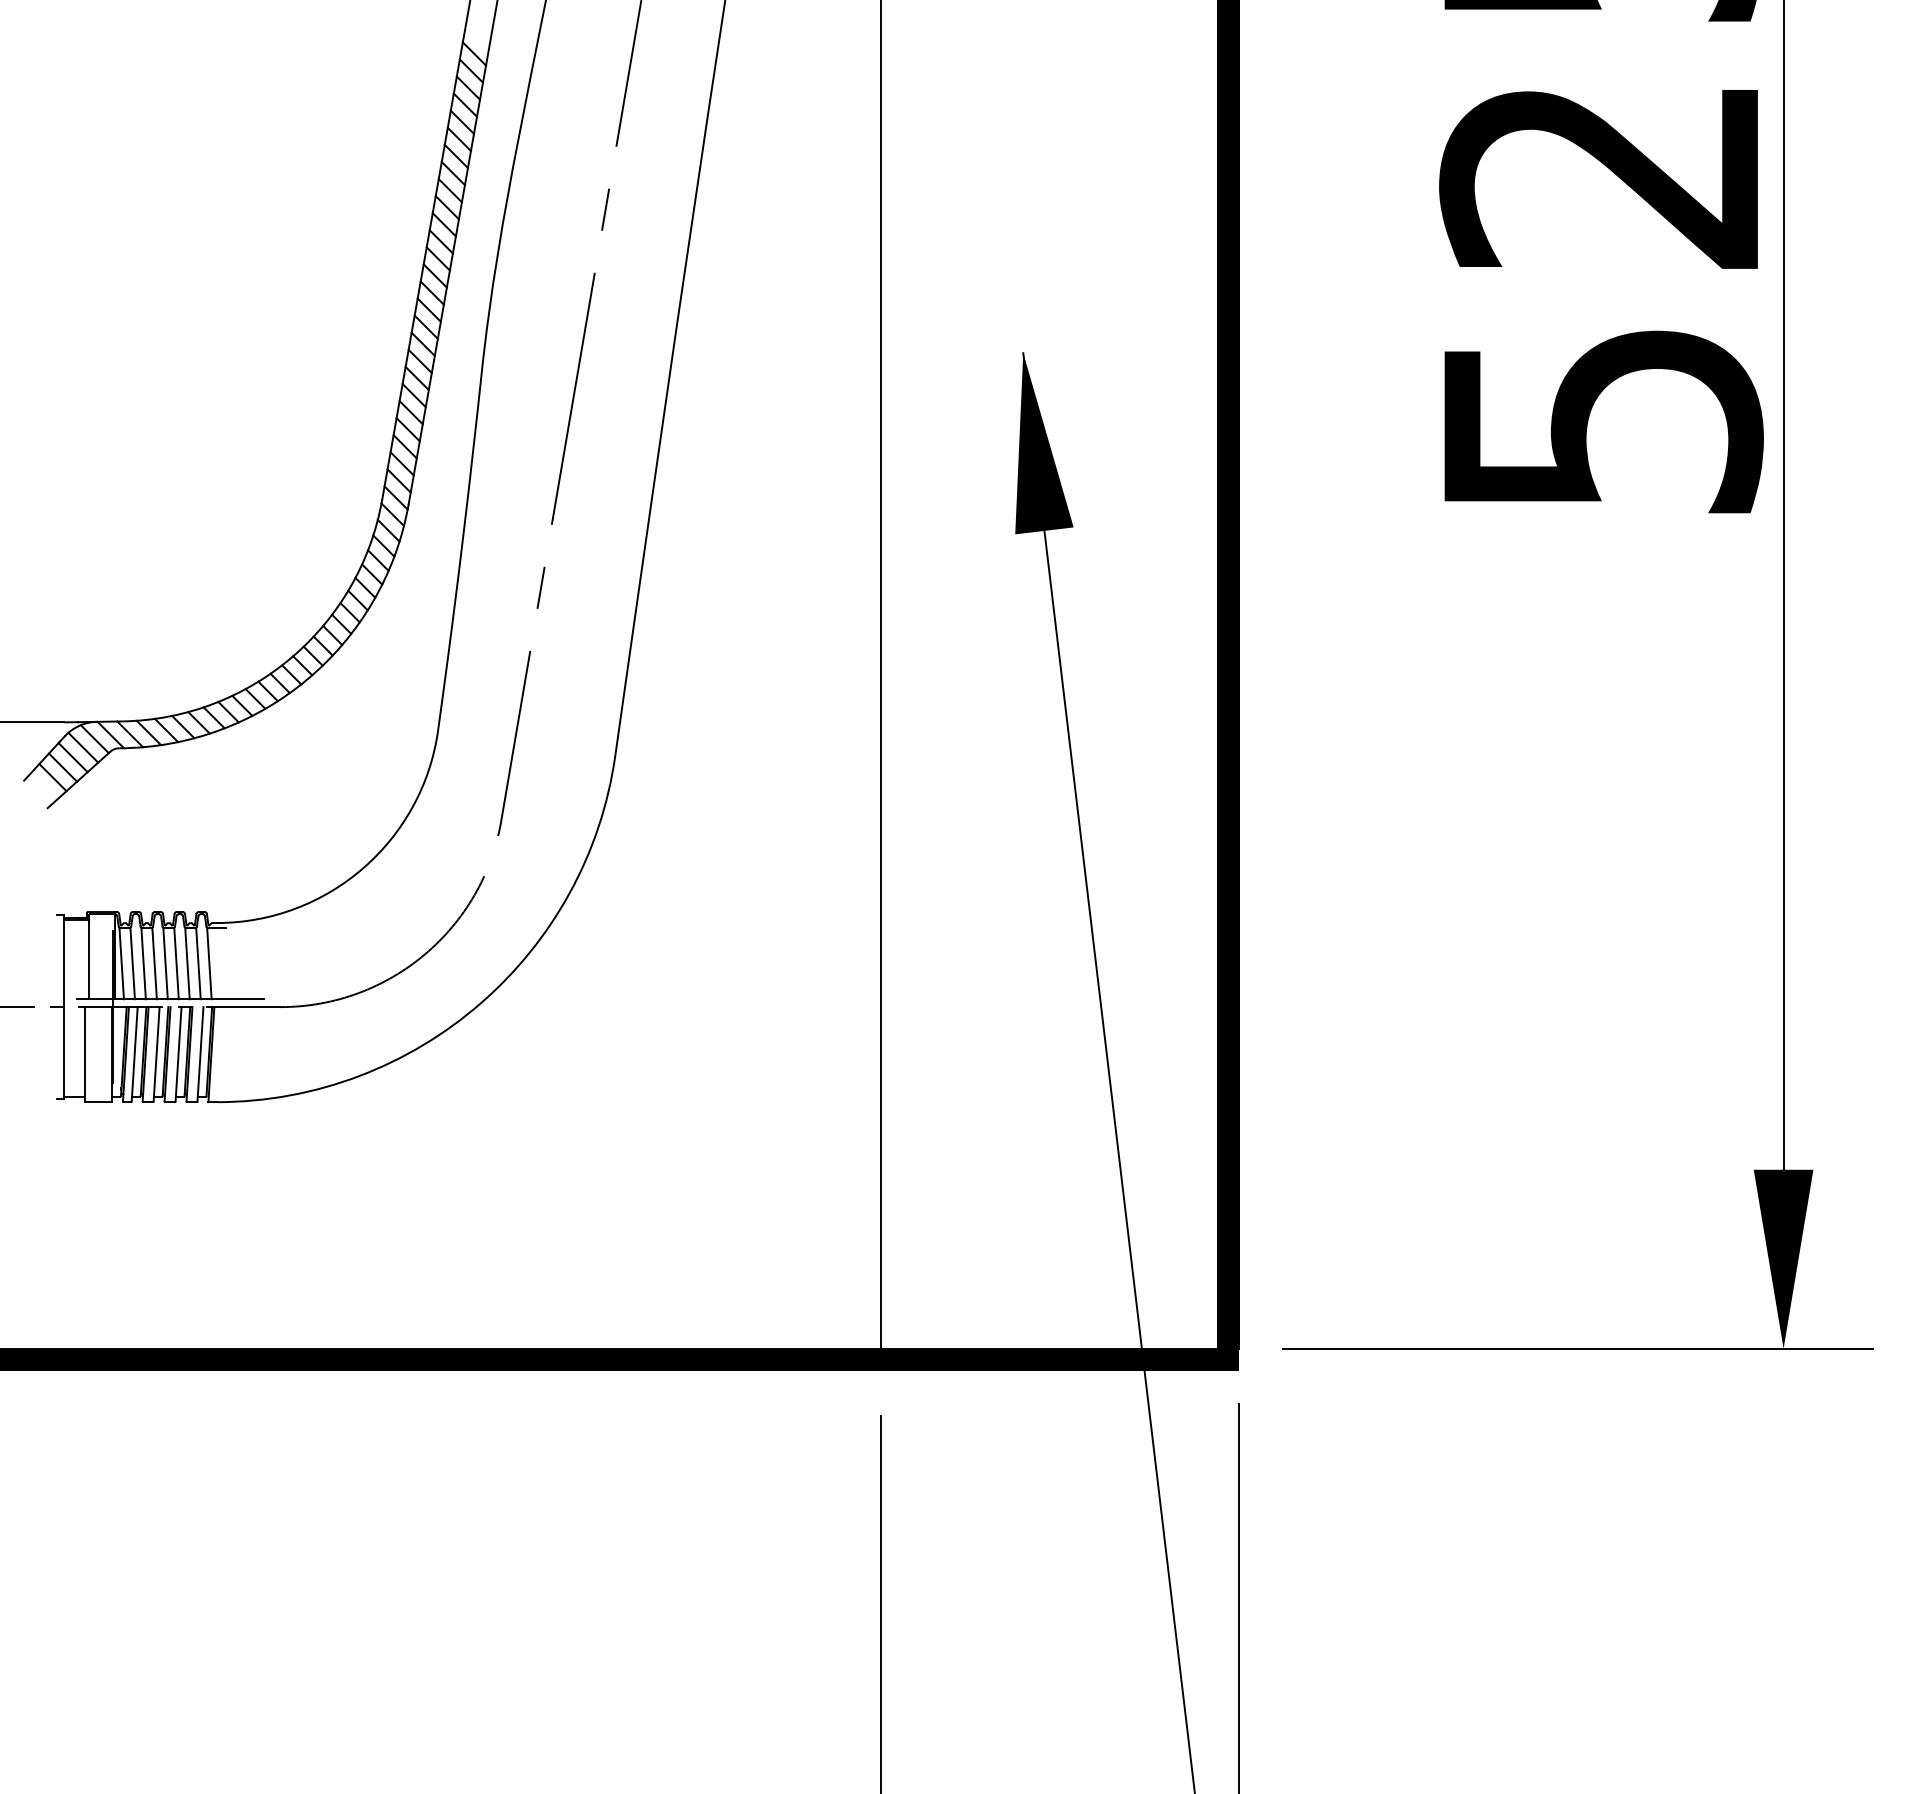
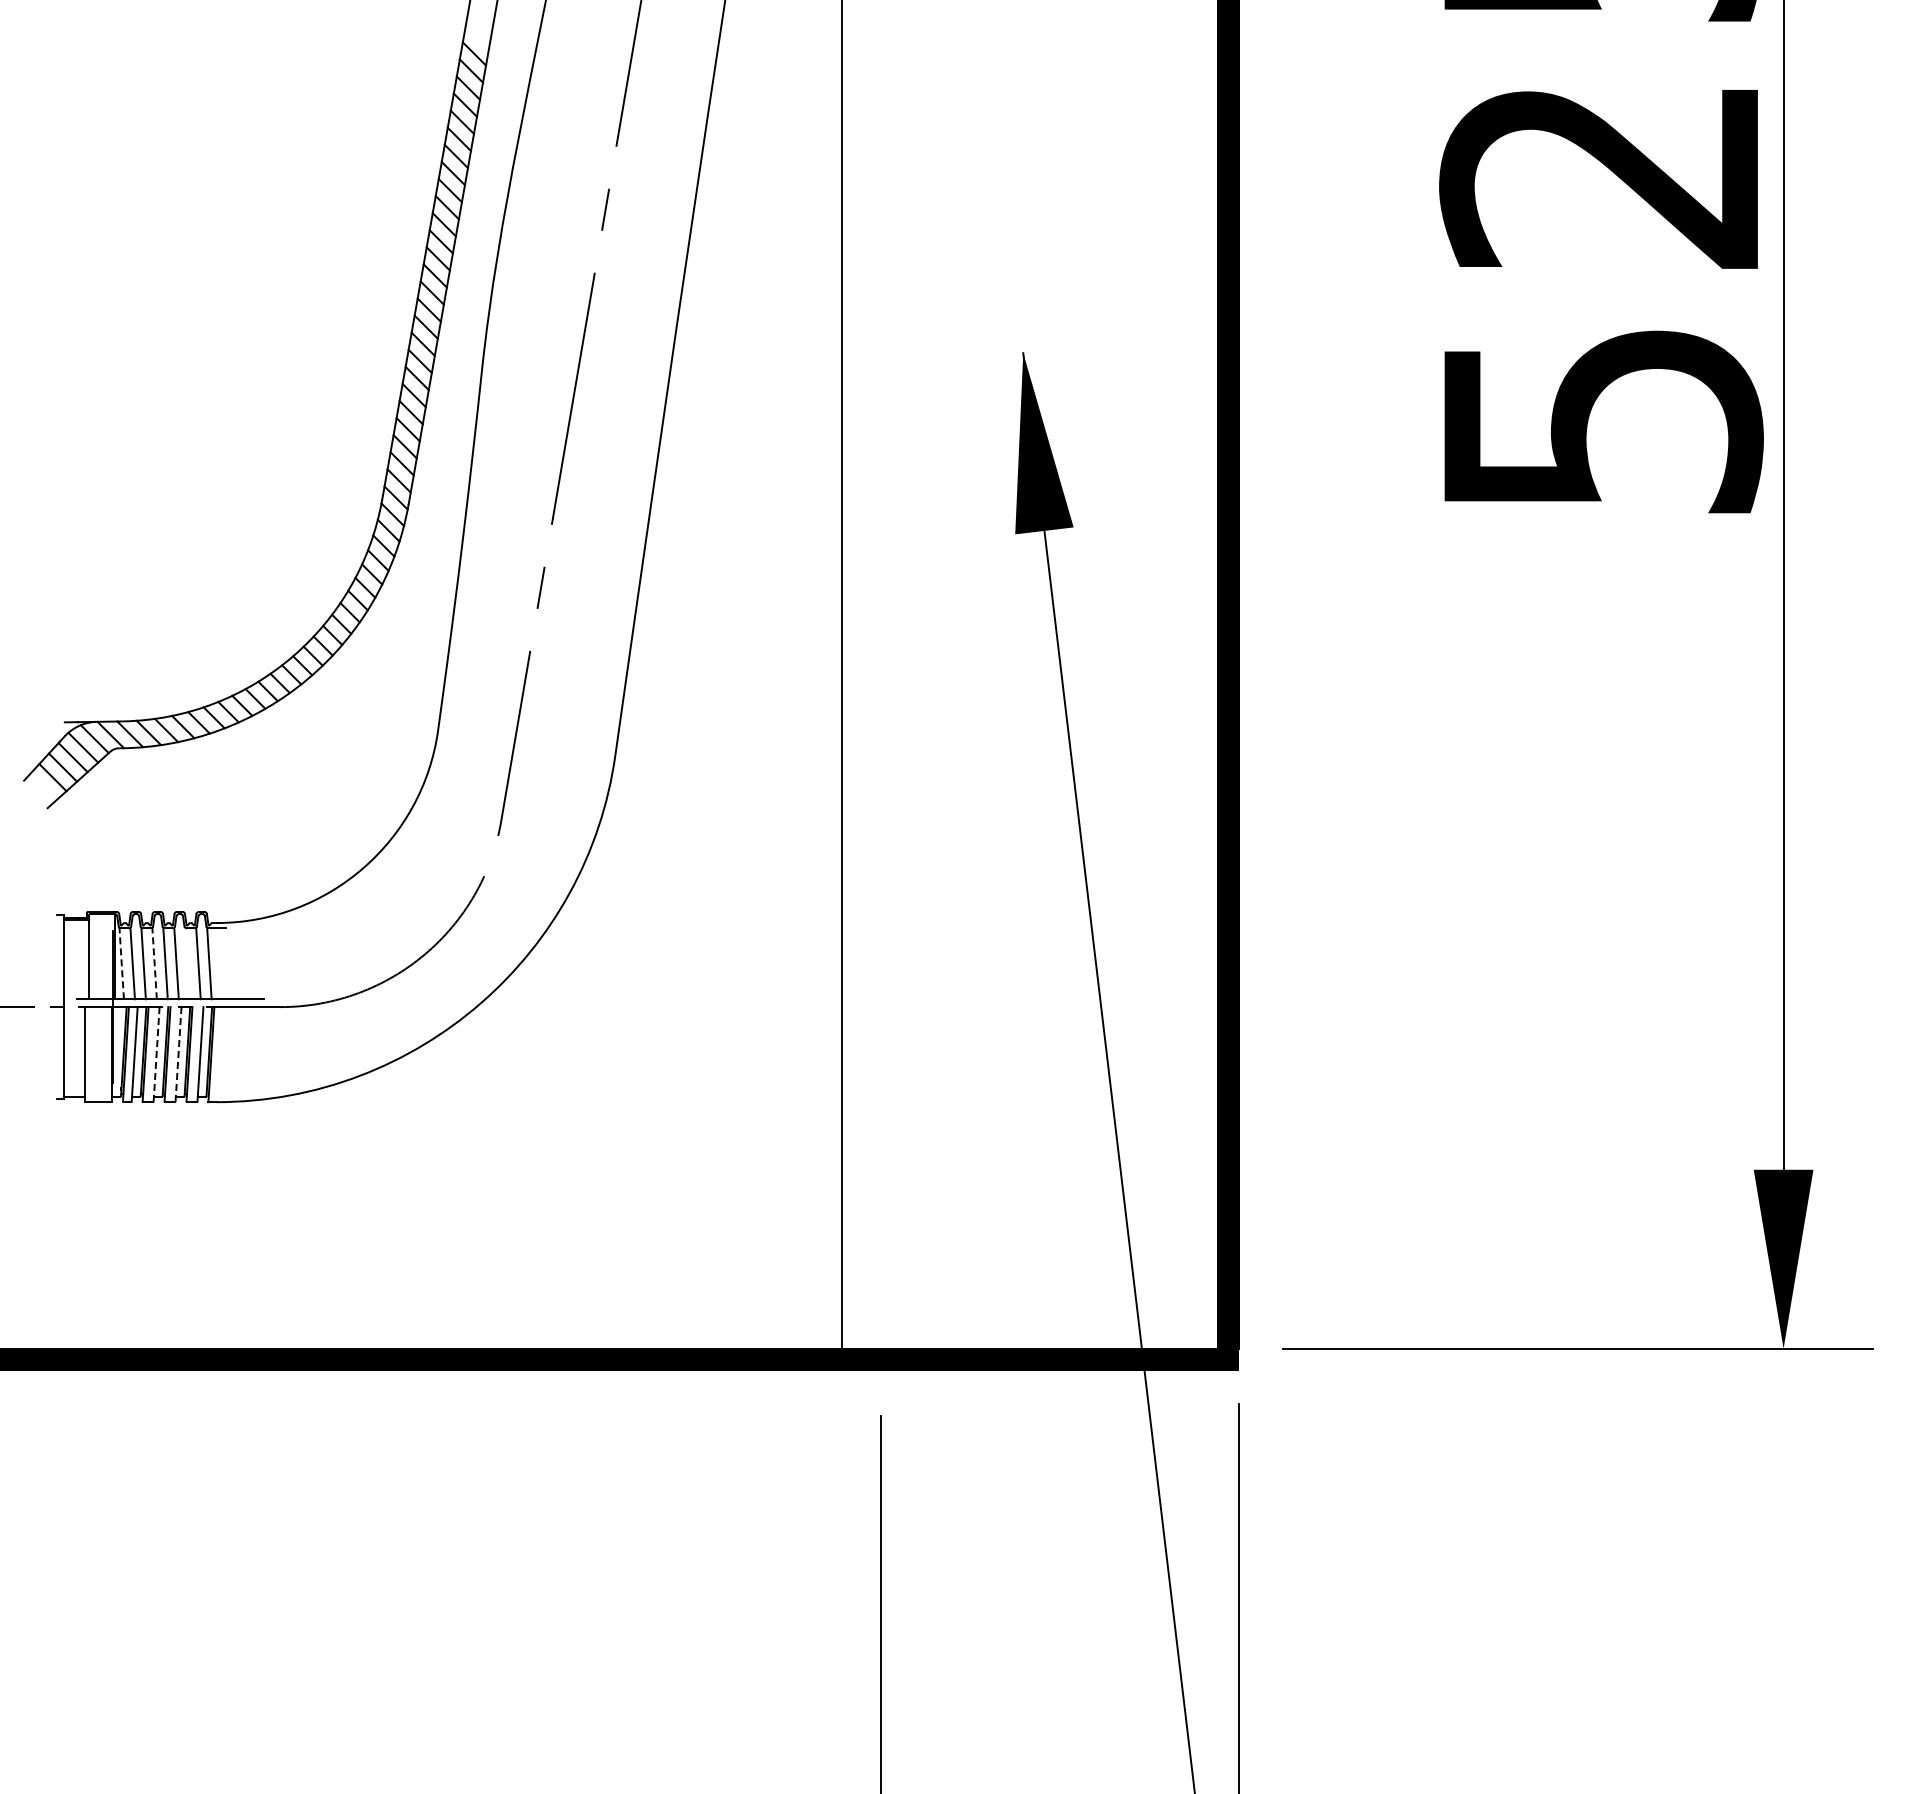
line position: (881, 675) -> (842, 675) (842, 675)
line: present -> none (33, 722)
line: solid -> dashed (121, 963)
line: solid -> dashed (154, 963)
line: present -> none (187, 963)
line: solid -> dashed (156, 1054)
line: solid -> dashed (178, 1054)
